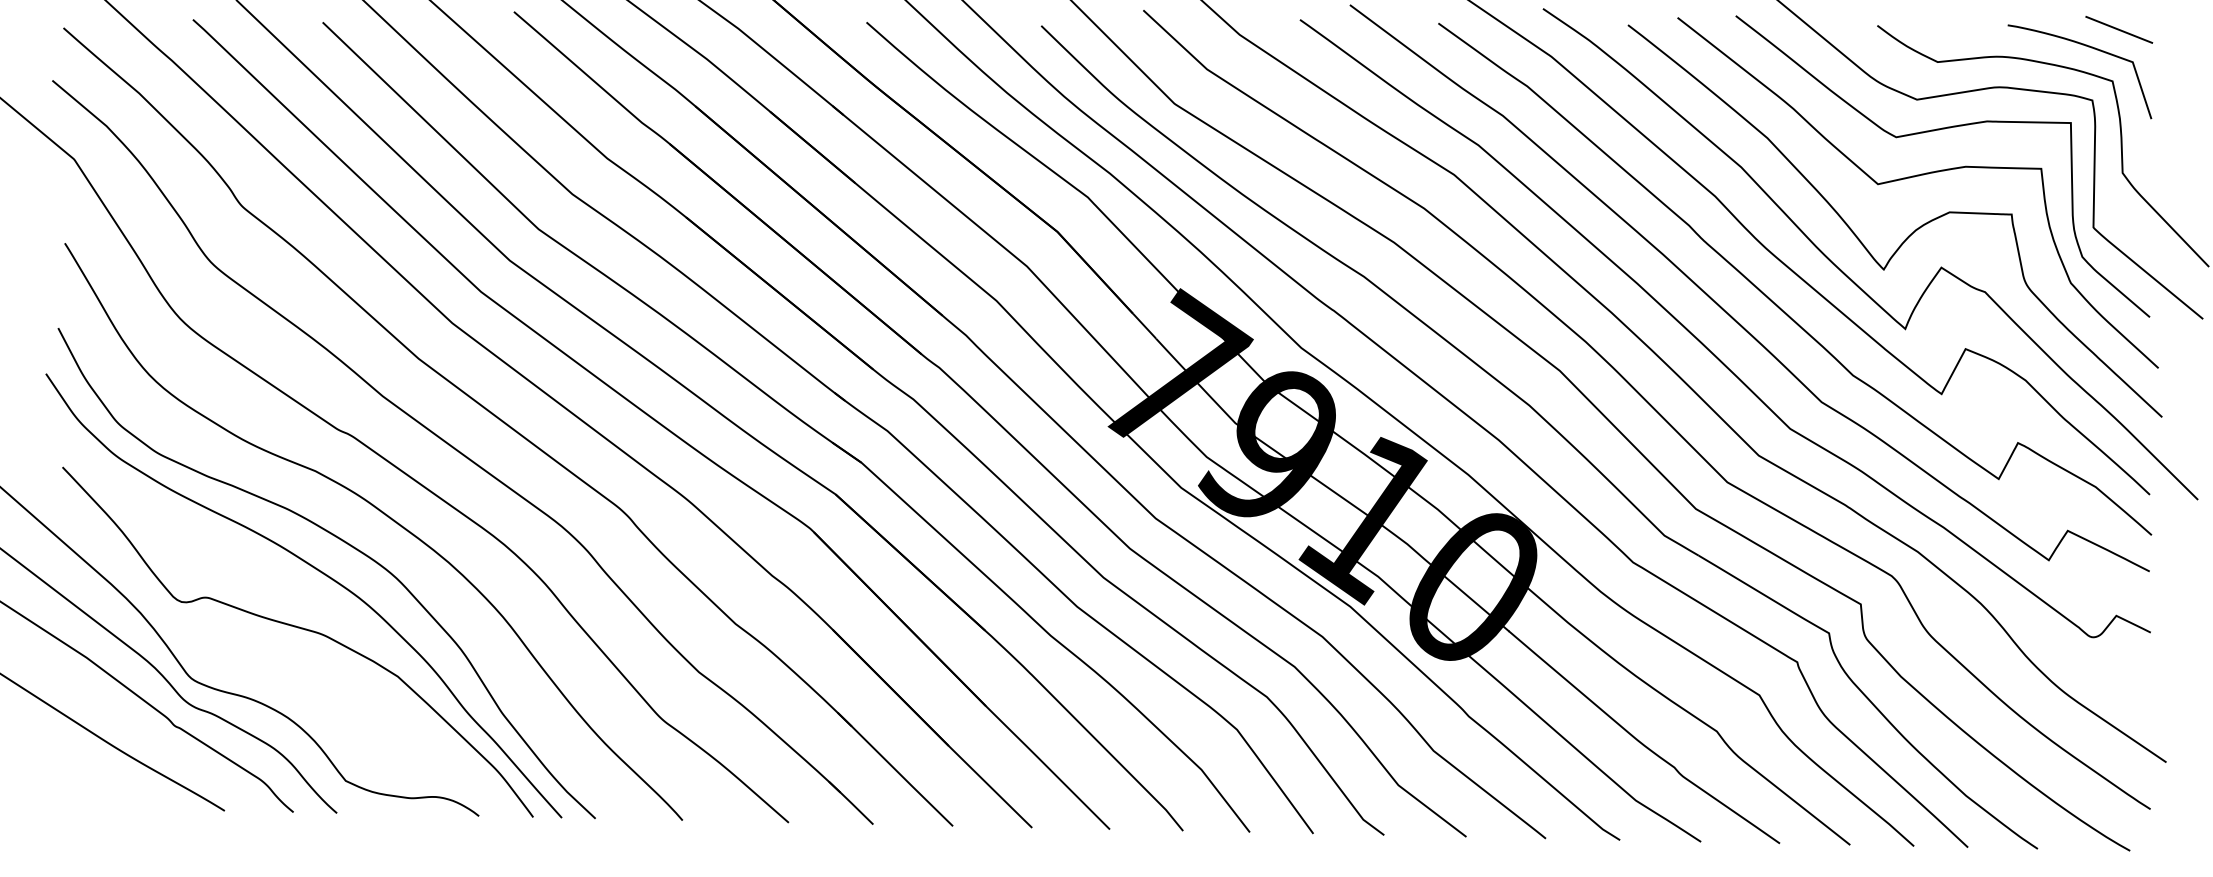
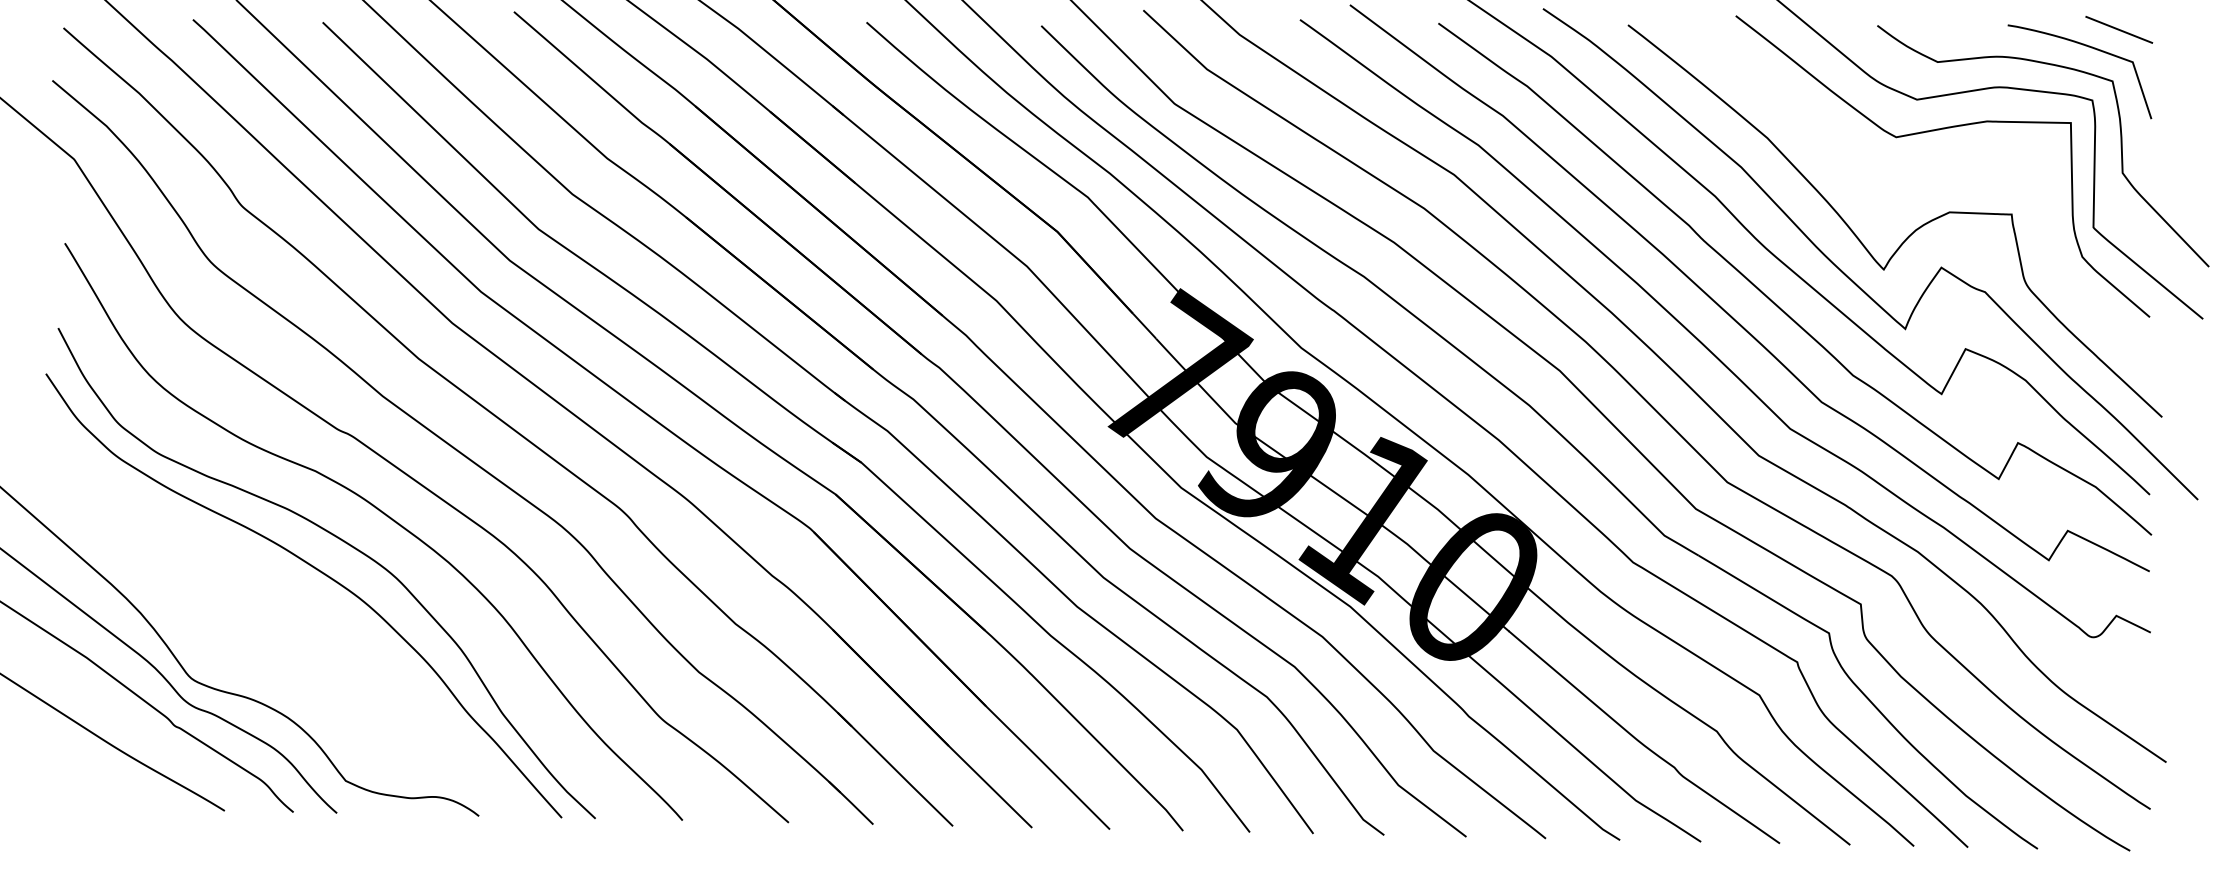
curve: present -> none (1914, 177)
curve: present -> none (301, 629)
